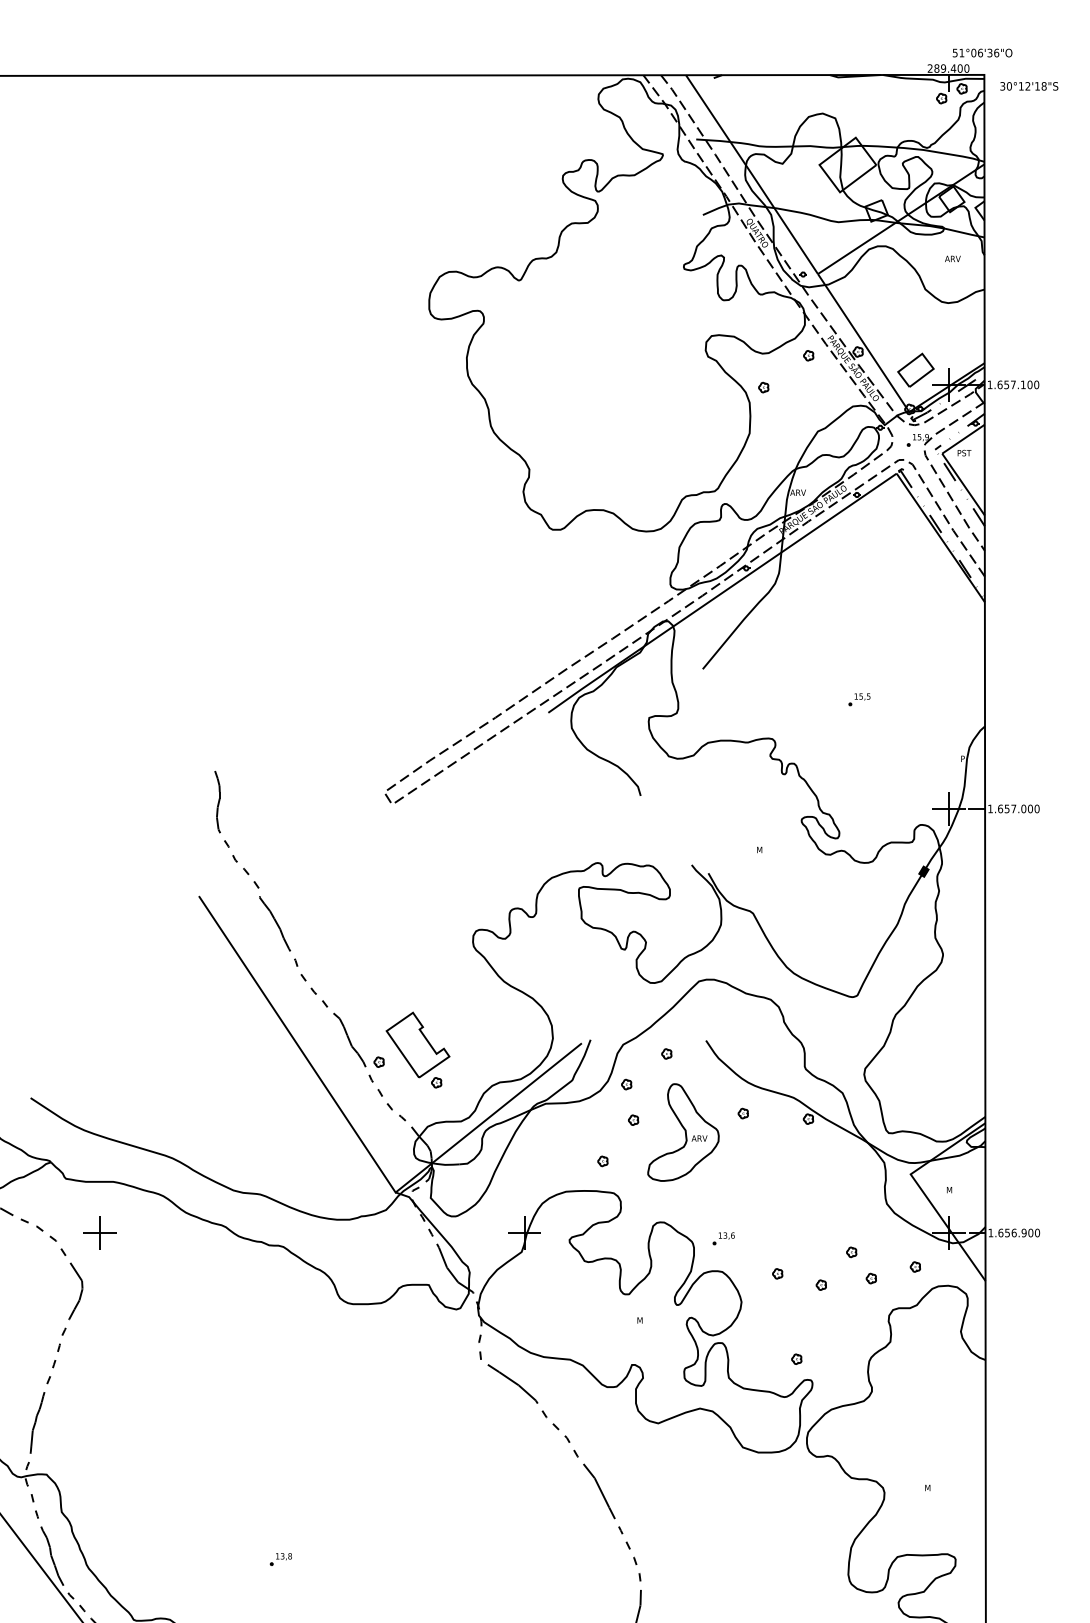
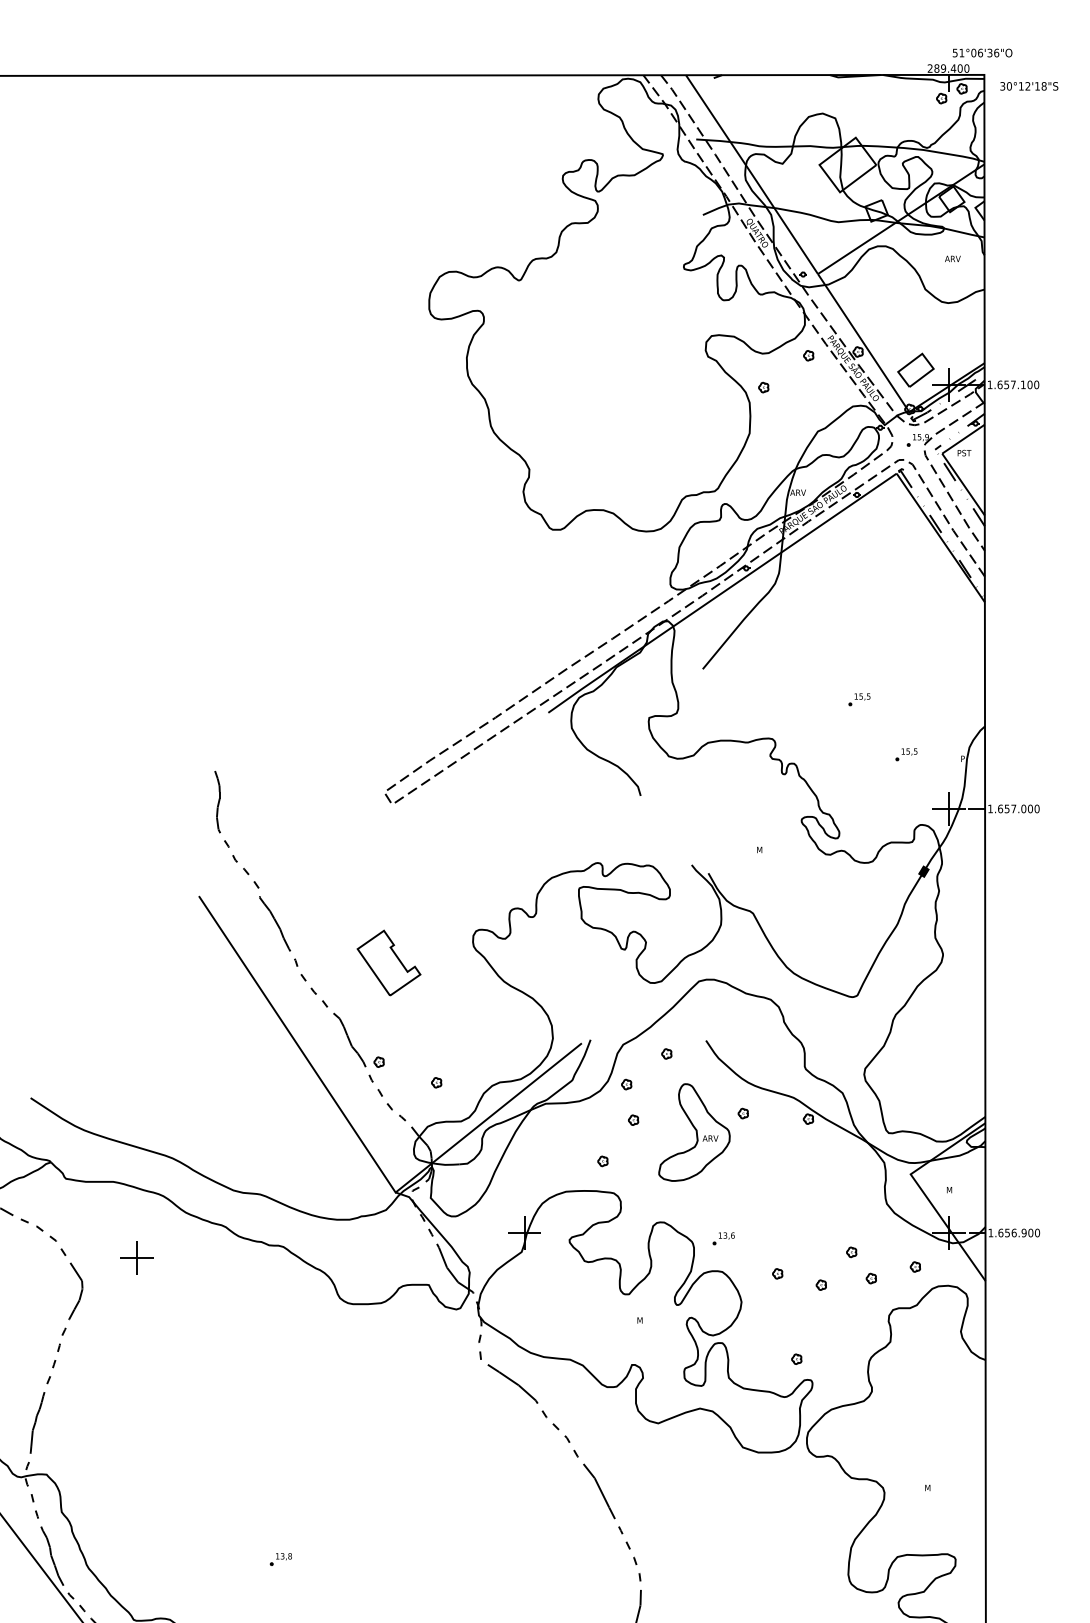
part: none -> present (906, 754)
part position: (417, 1044) -> (388, 962) (388, 962)
part position: (683, 1132) -> (694, 1132) (694, 1132)
part position: (99, 1232) -> (136, 1257) (136, 1257)
